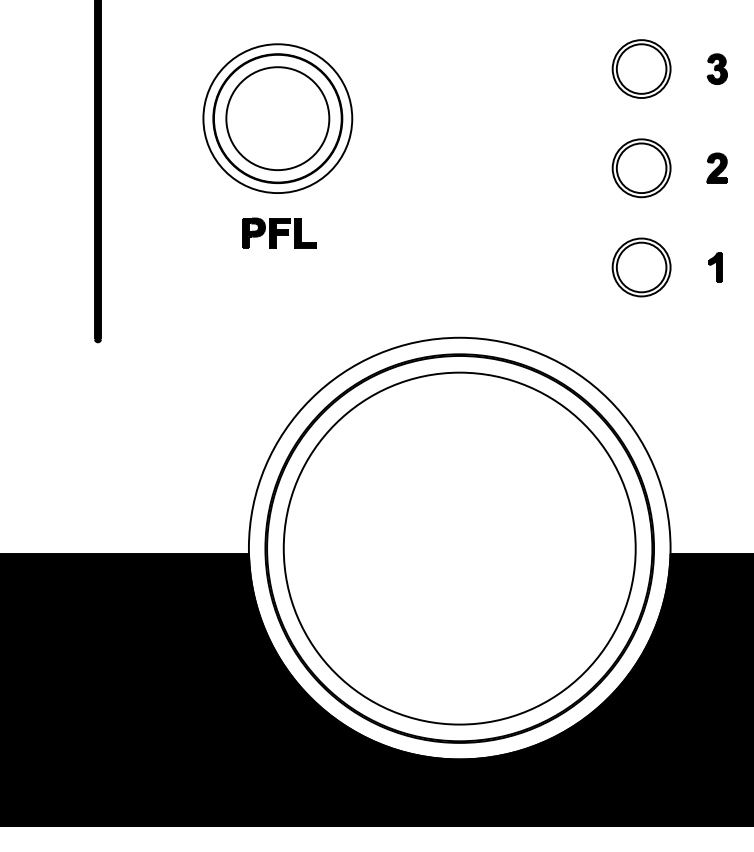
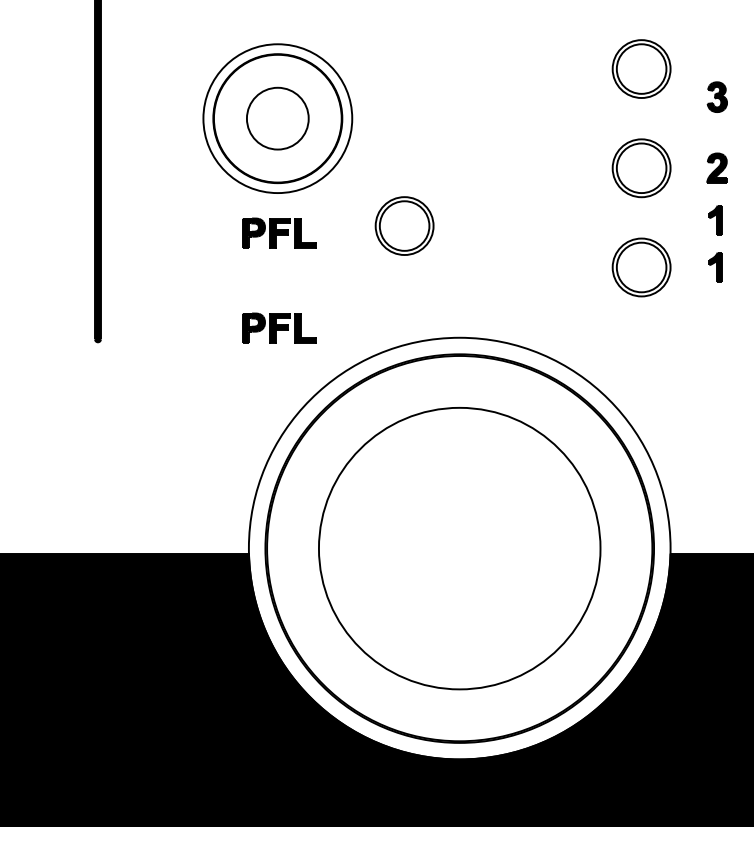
part position: (716, 68) -> (716, 96) (716, 96)
circle diameter: 103 px -> 62 px (277, 118)
part: none -> present (715, 220)
part: none -> present (404, 225)
part: none -> present (279, 327)
circle diameter: 352 px -> 282 px (459, 548)
